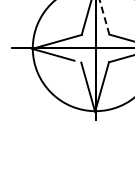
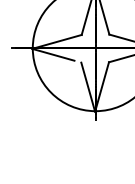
line: dashed -> solid (104, 18)
